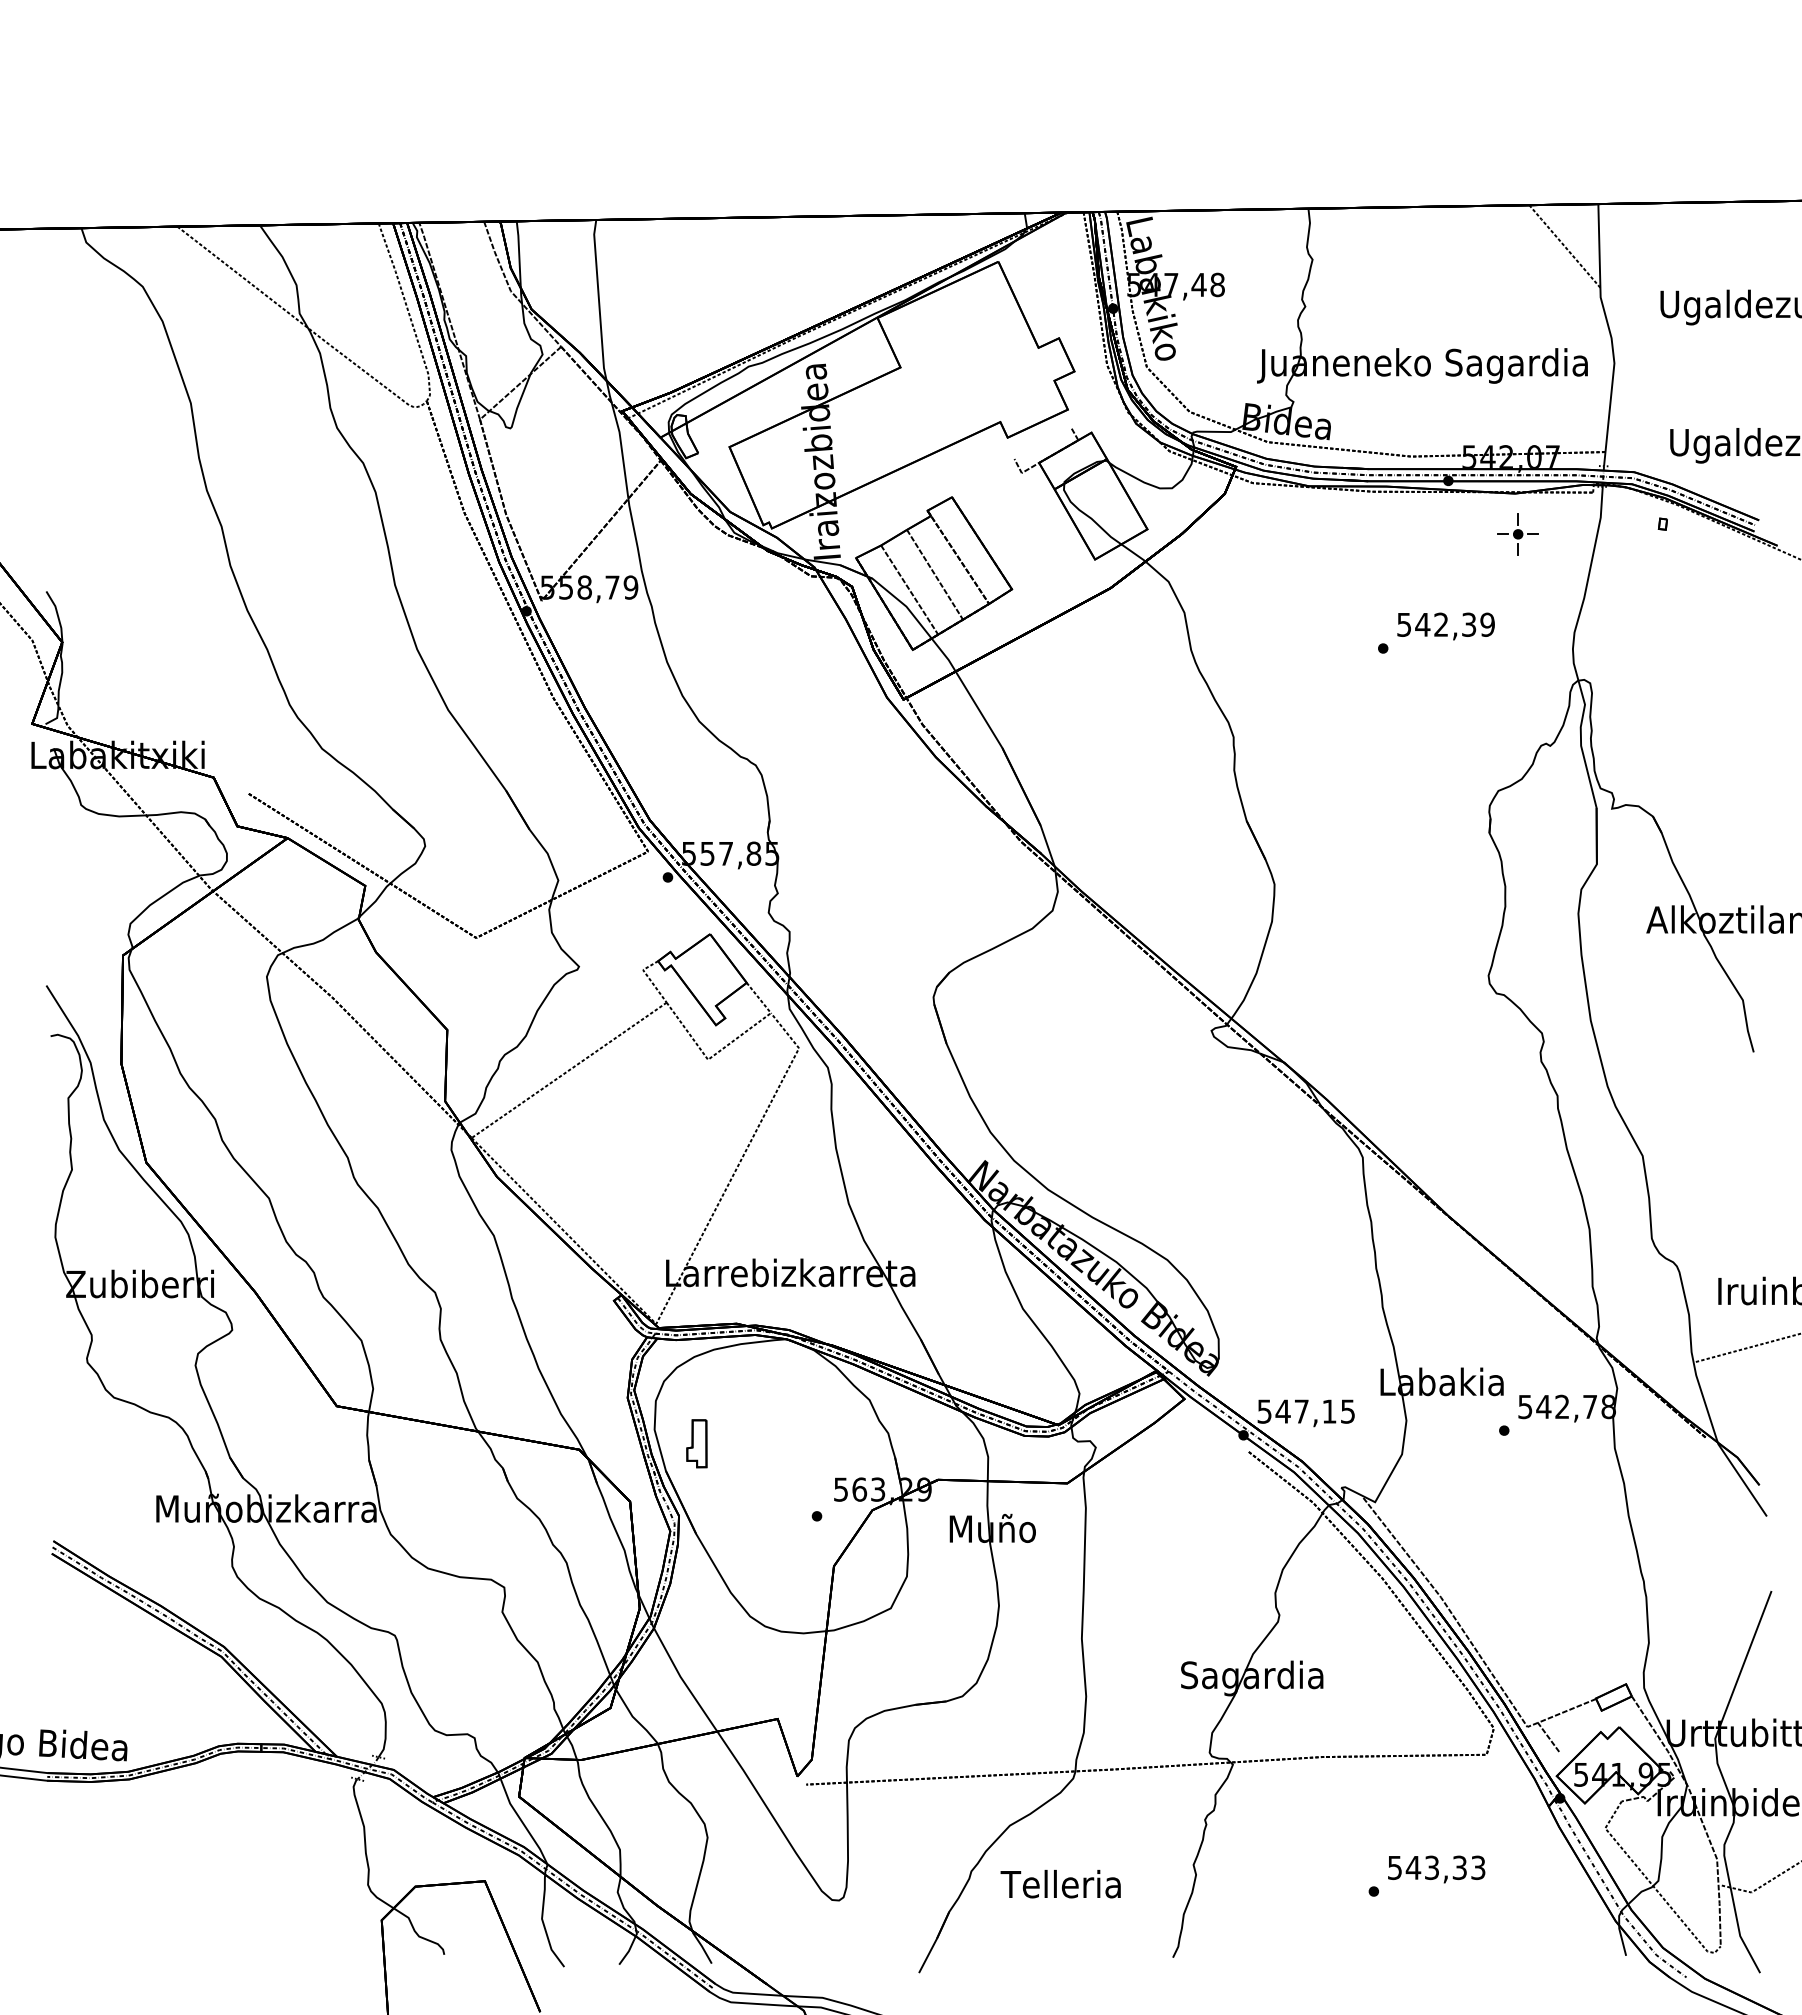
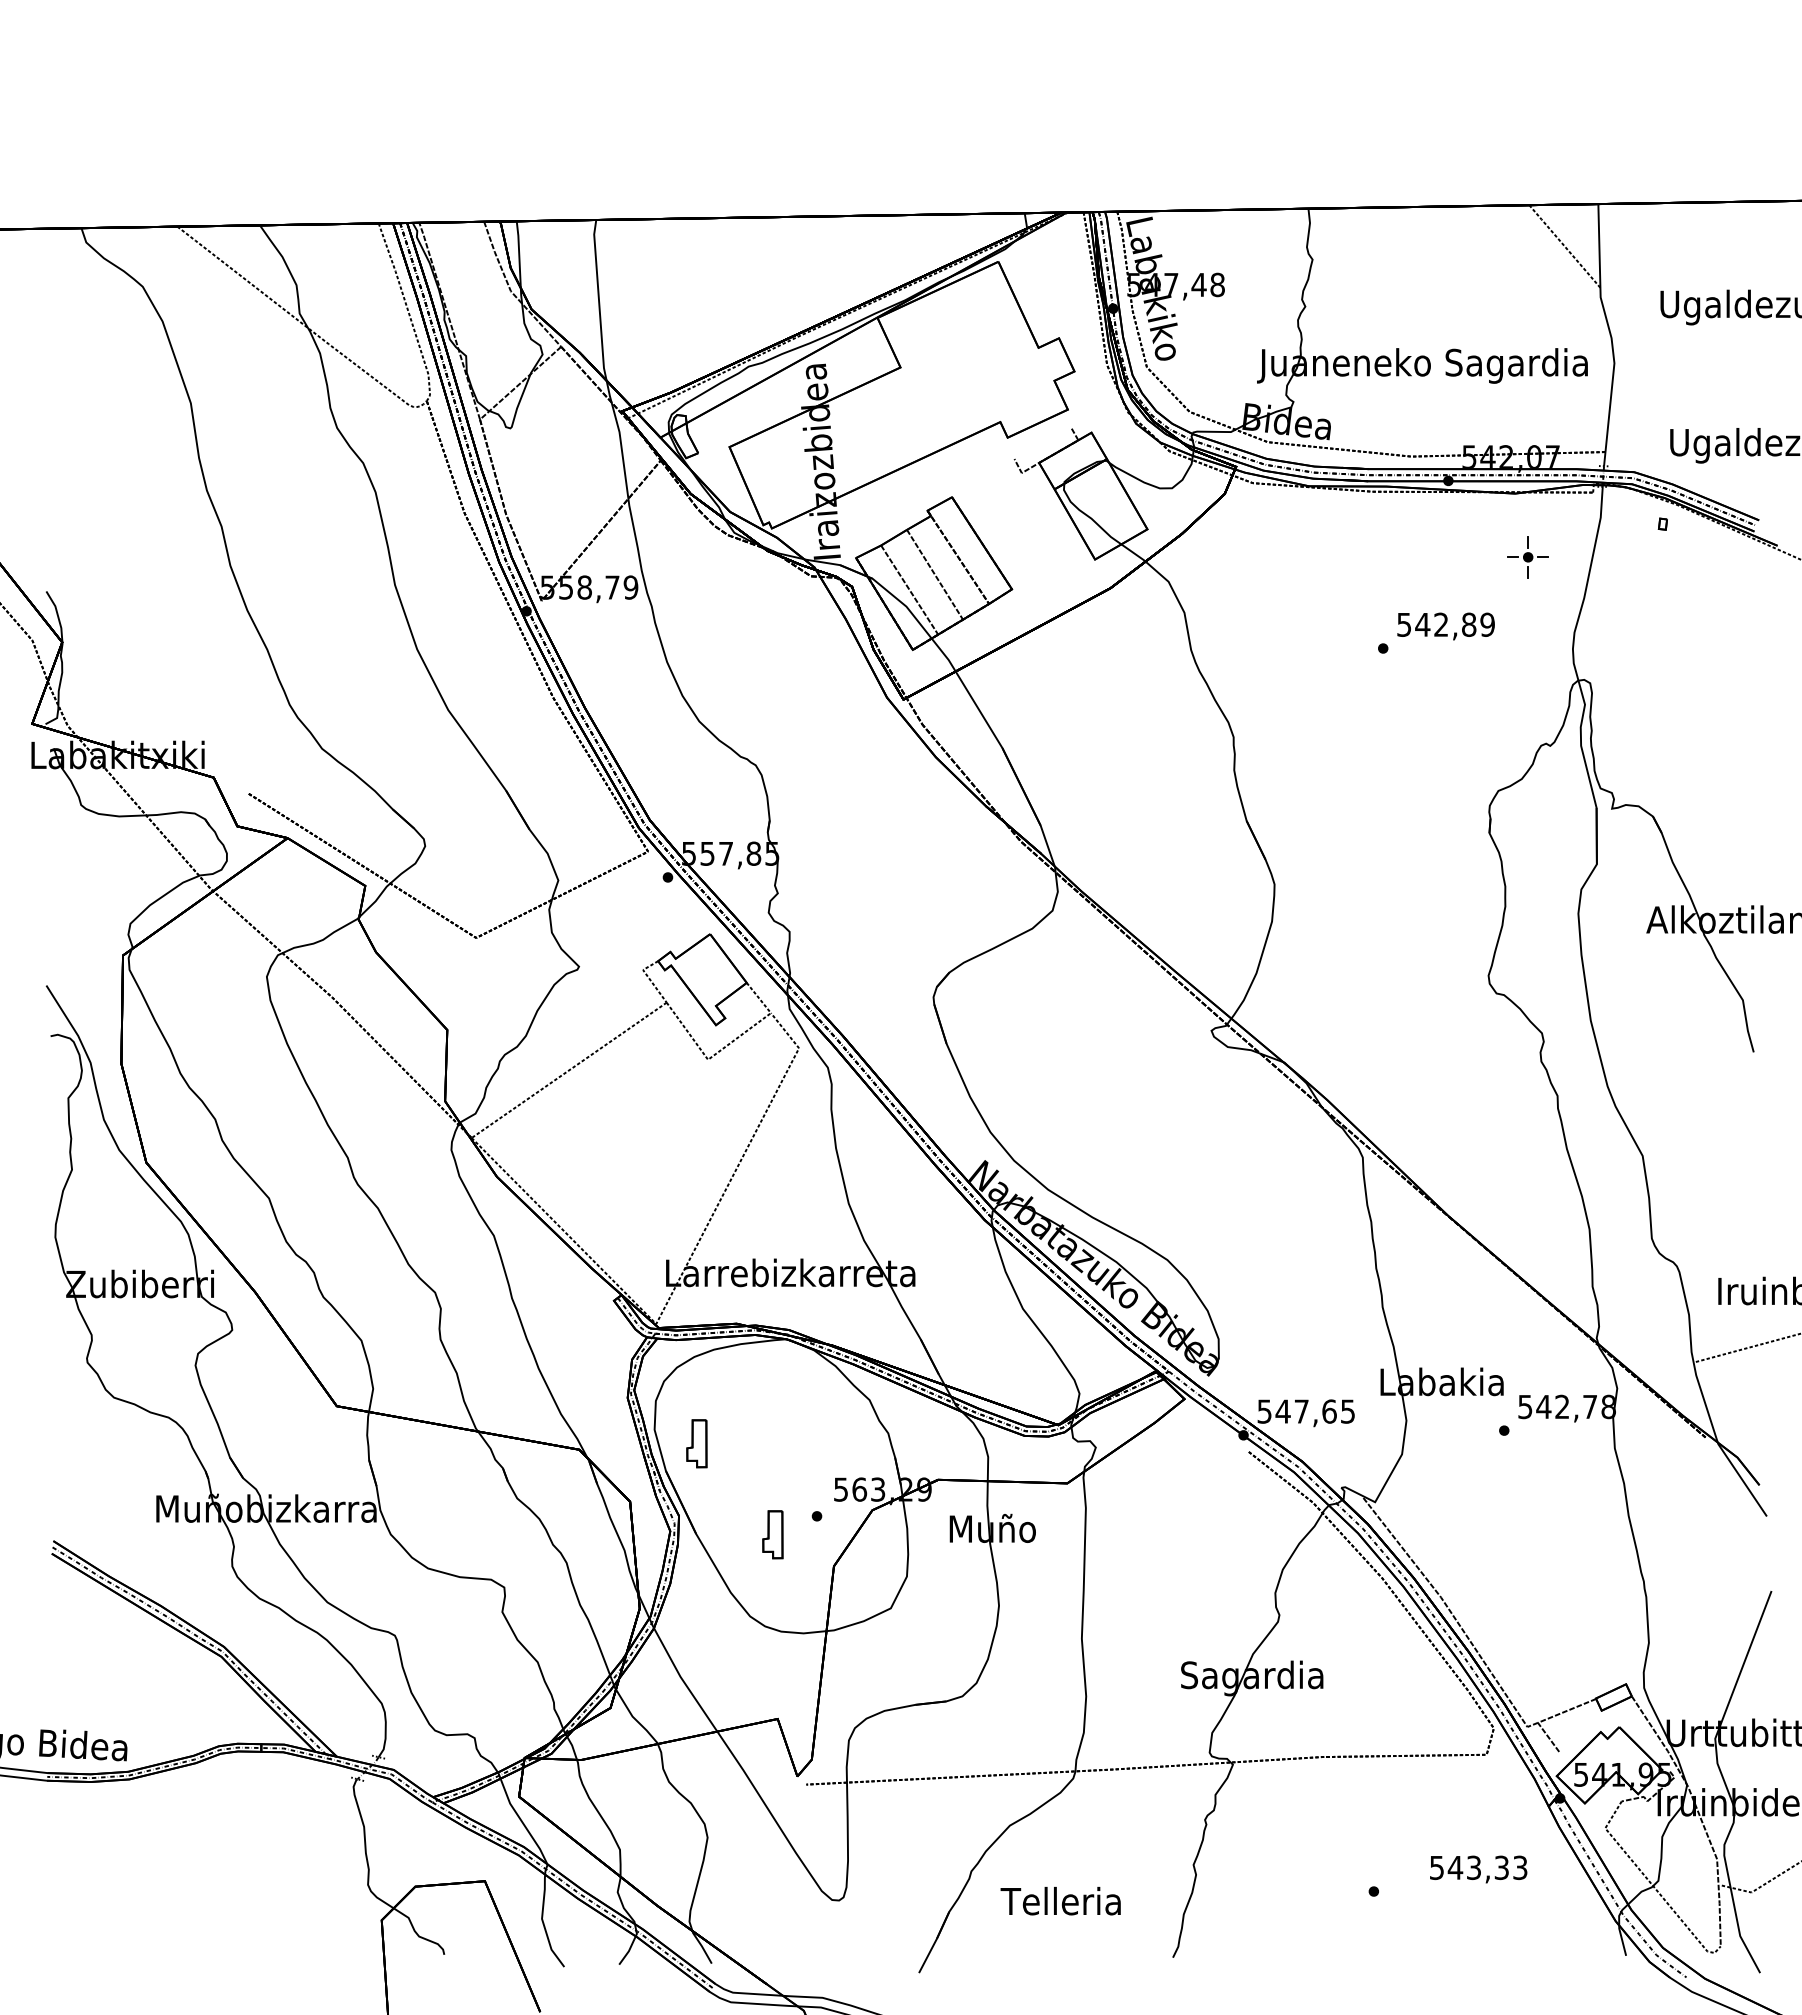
part position: (1517, 534) -> (1527, 557) (1527, 557)
text: 542,39 -> 542,89 (1469, 624)
text: 547,15 -> 547,65 (1329, 1411)
part: none -> present (772, 1534)
text position: (1436, 1869) -> (1478, 1869) (1478, 1869)
text position: (1060, 1884) -> (1060, 1901) (1060, 1901)
